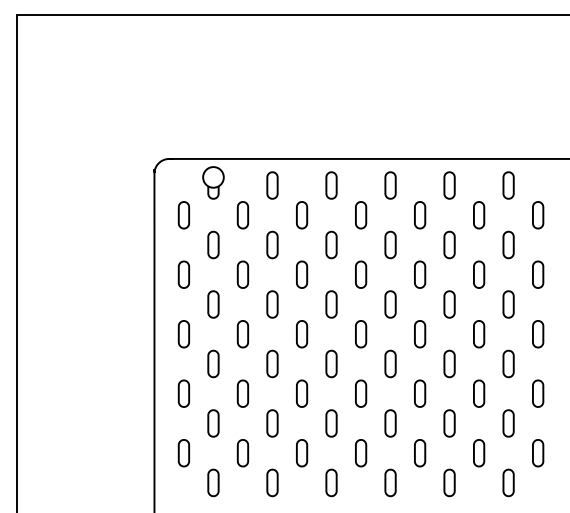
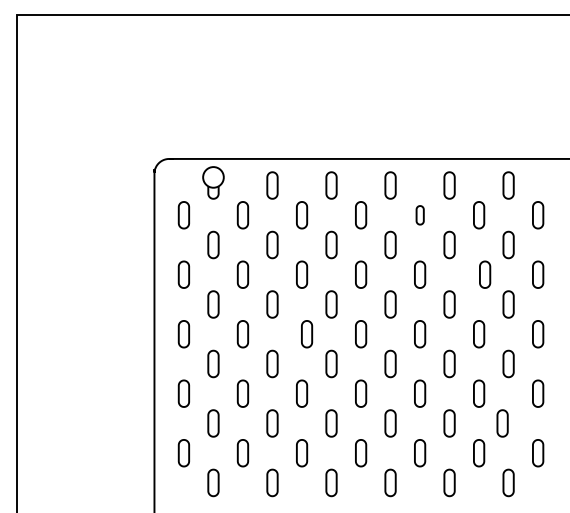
part size: 13x29 px -> 10x21 px (419, 215)
part position: (479, 274) -> (485, 274) (485, 274)
part position: (302, 334) -> (307, 334) (307, 334)
part position: (508, 423) -> (502, 423) (502, 423)
